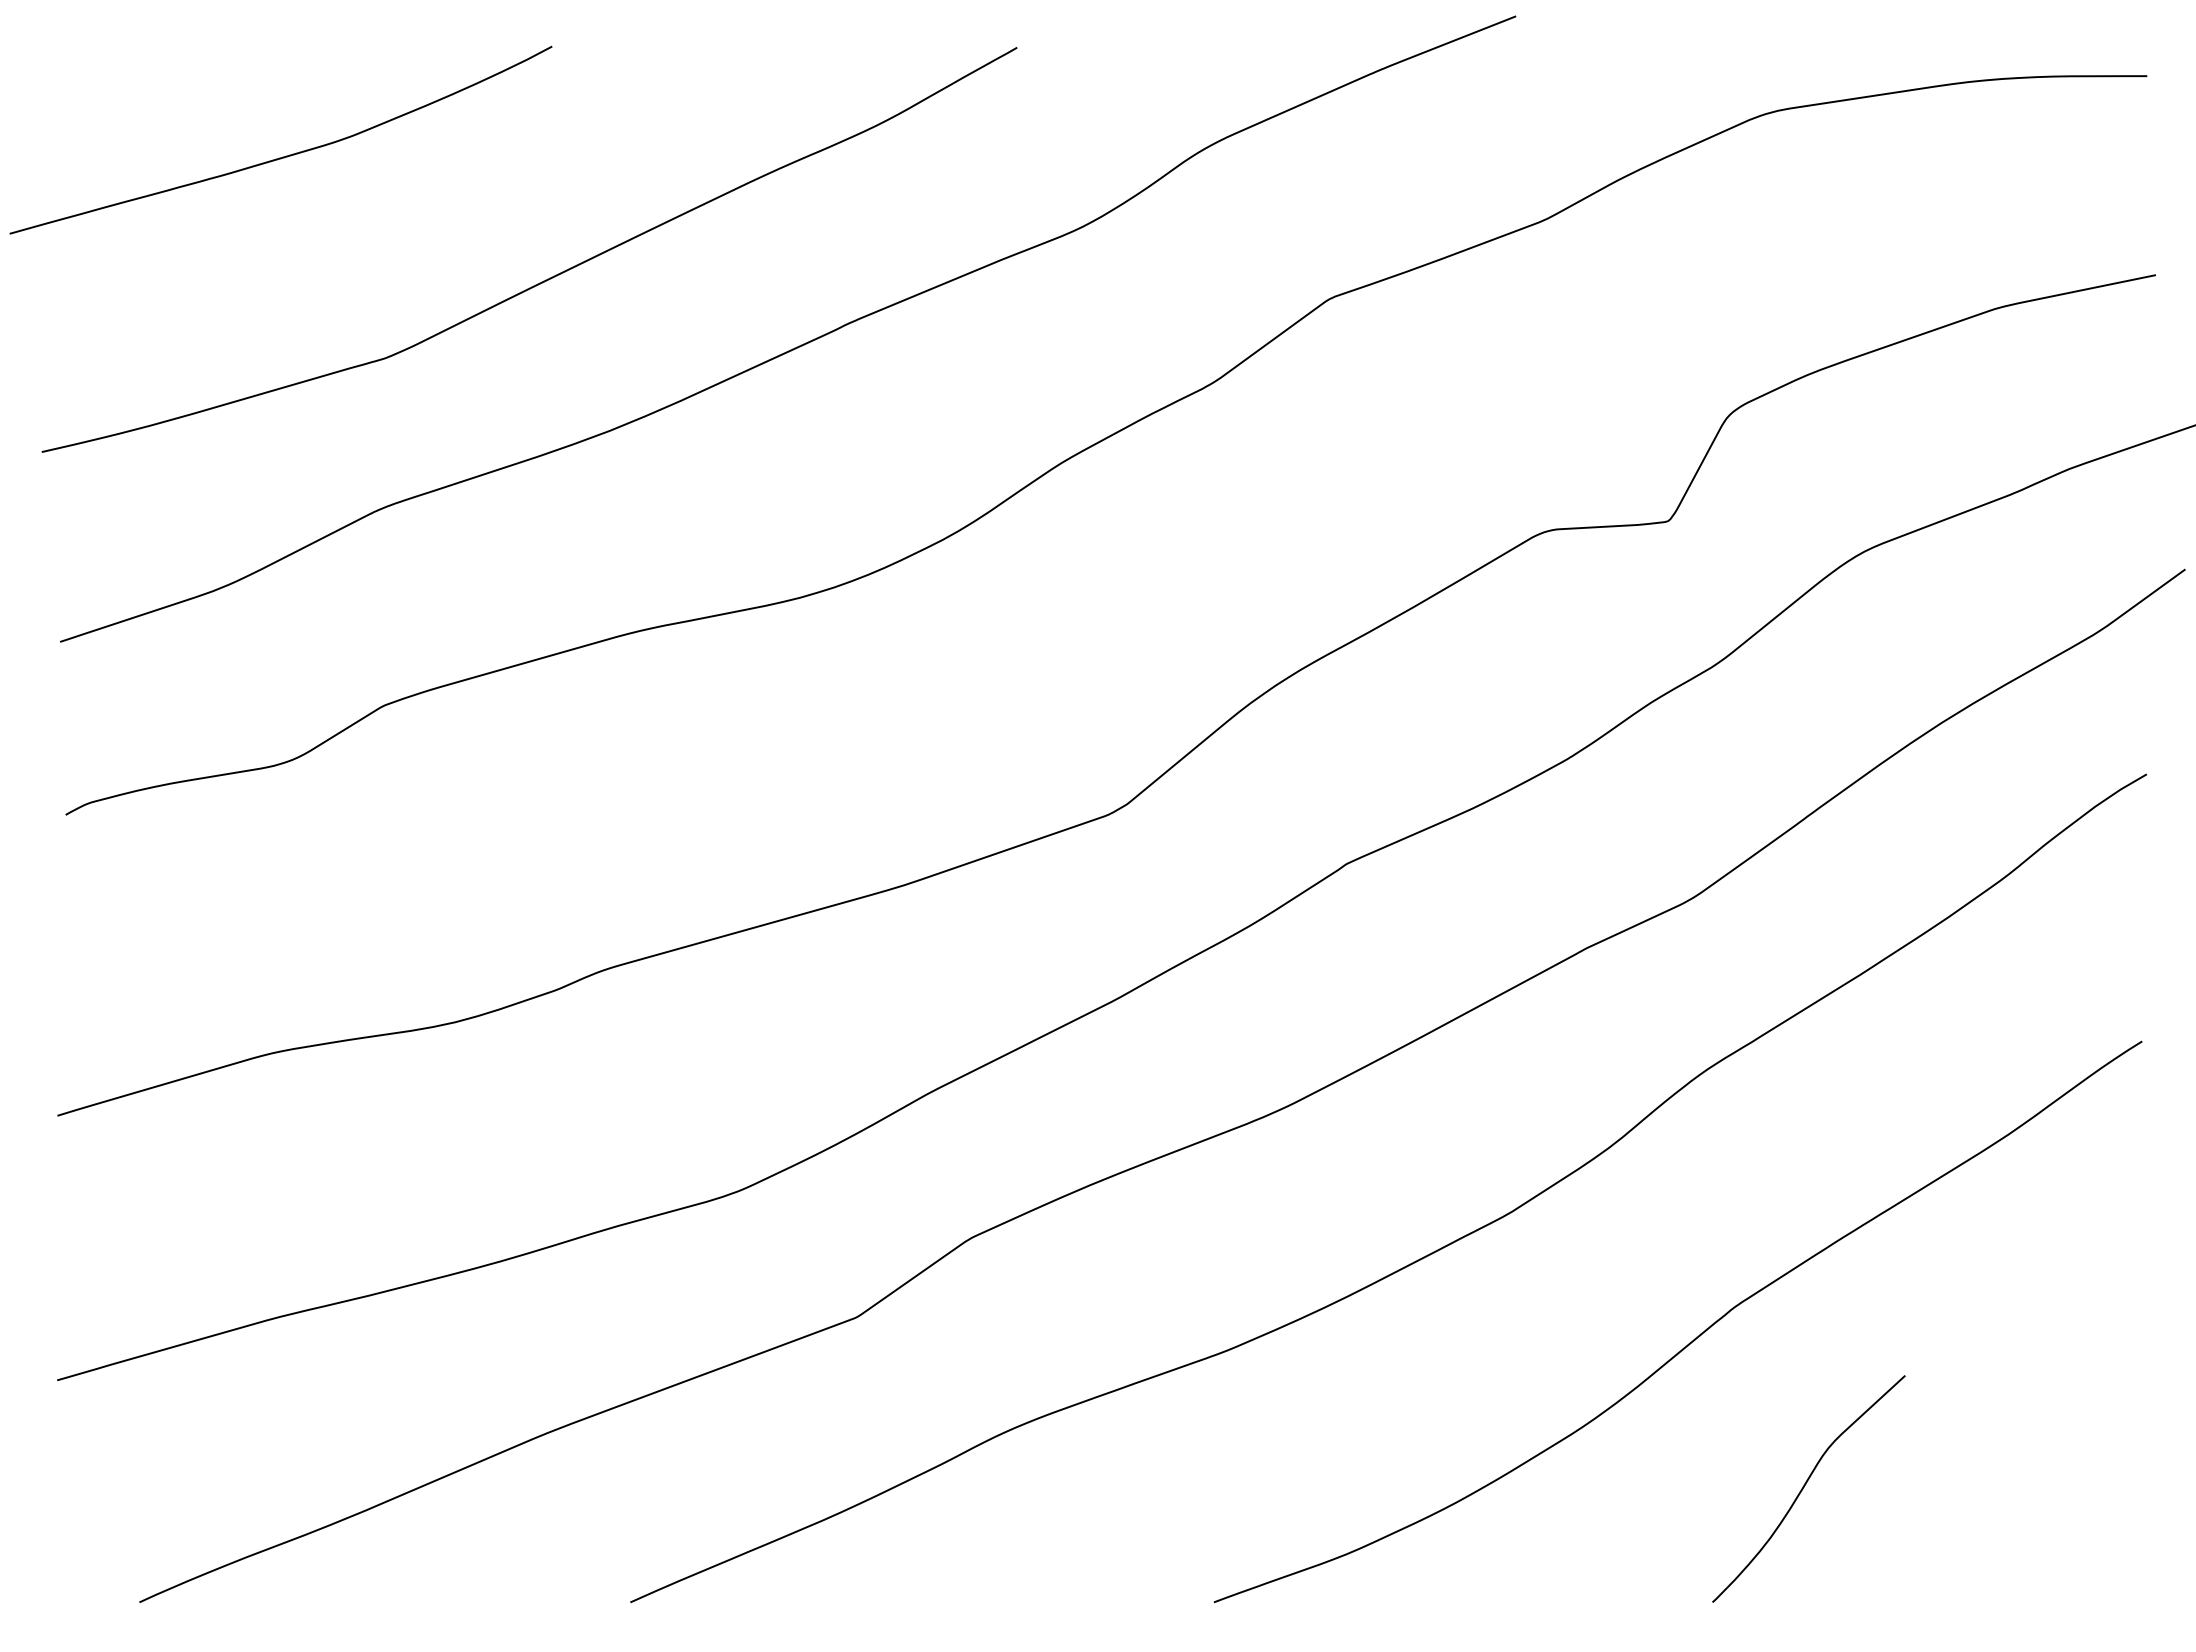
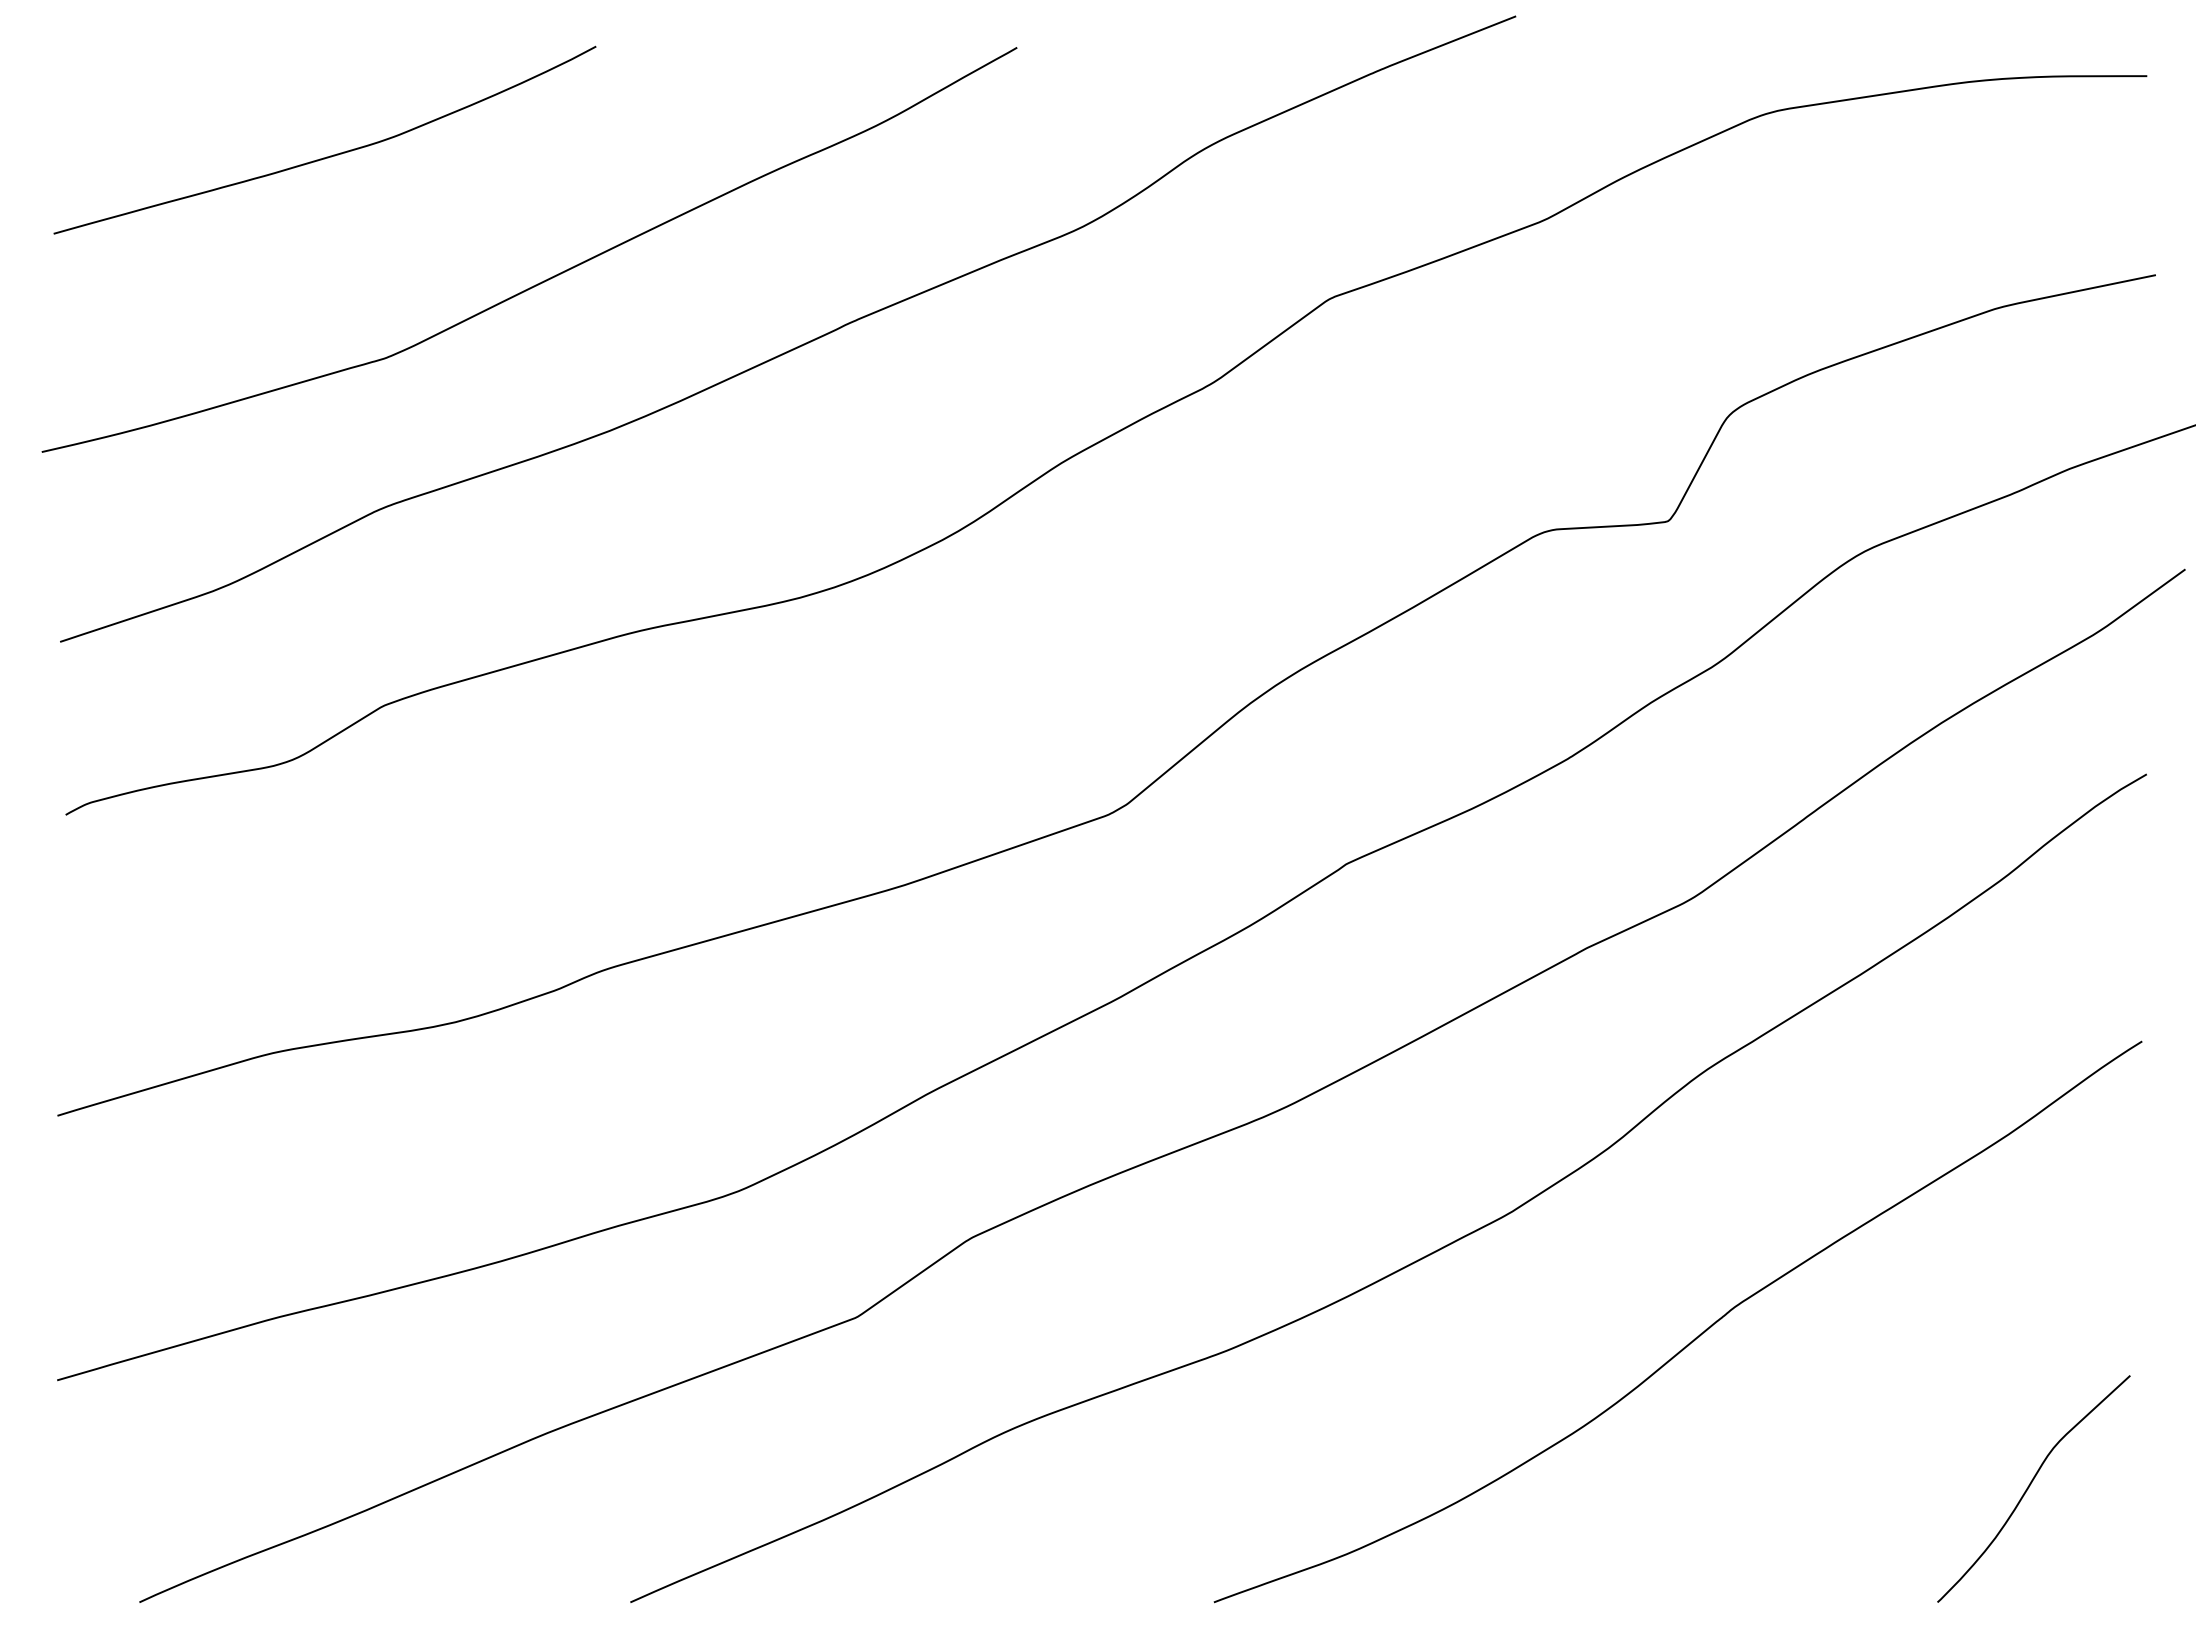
curve position: (286, 155) -> (330, 155) (330, 155)
curve position: (1804, 1487) -> (2029, 1487) (2029, 1487)
